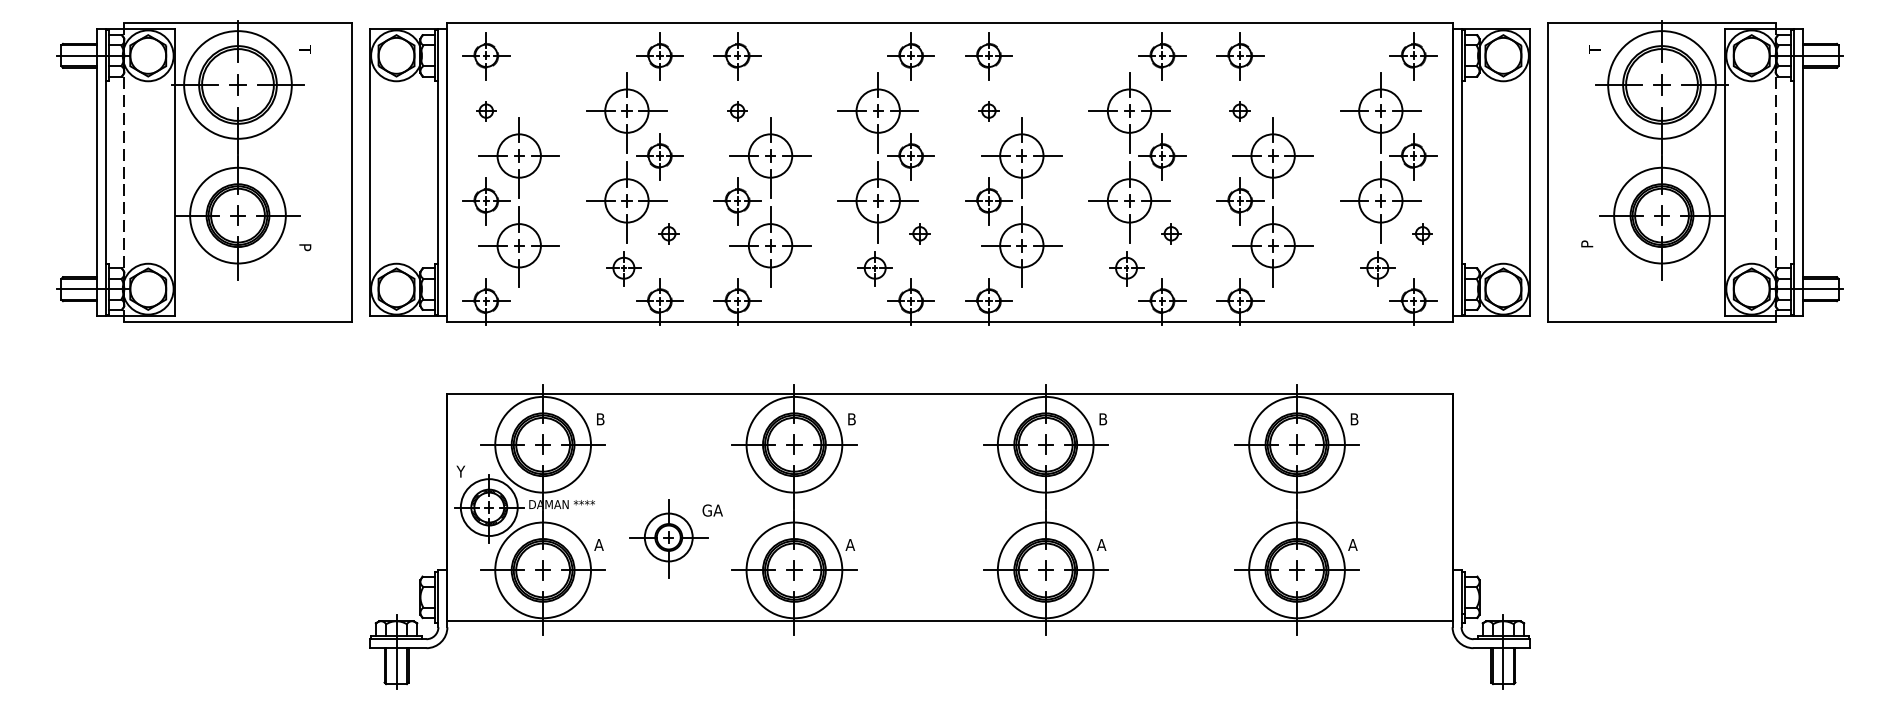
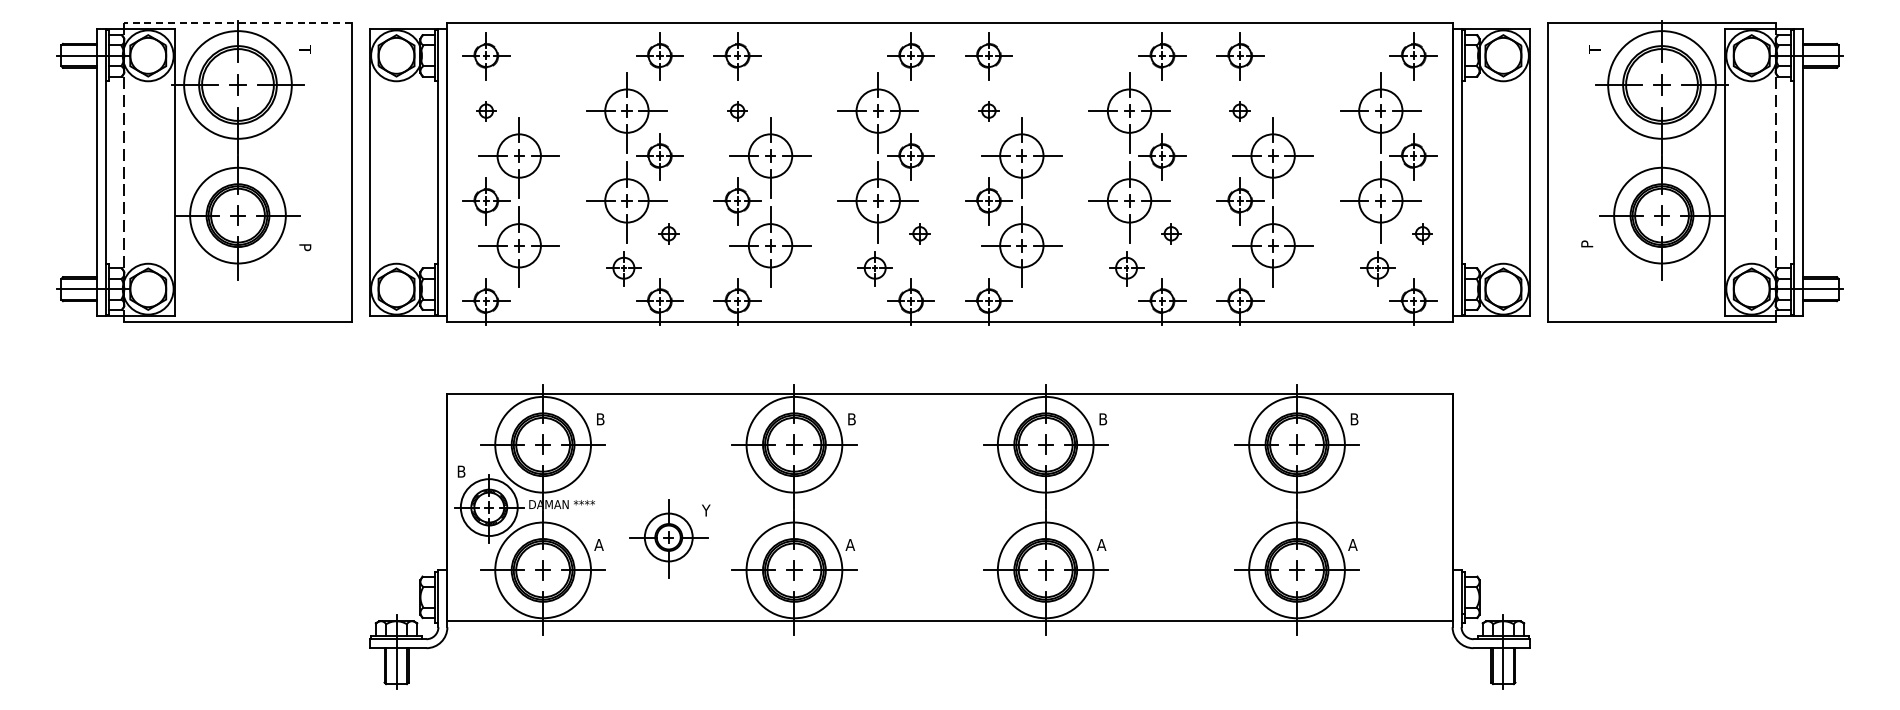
line: solid -> dashed (237, 22)
text: Y -> B (460, 471)
text: GA -> Y (712, 510)
